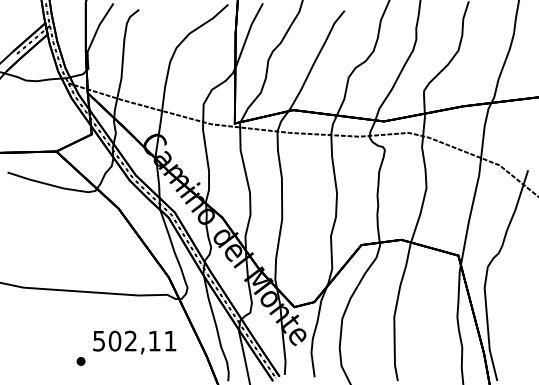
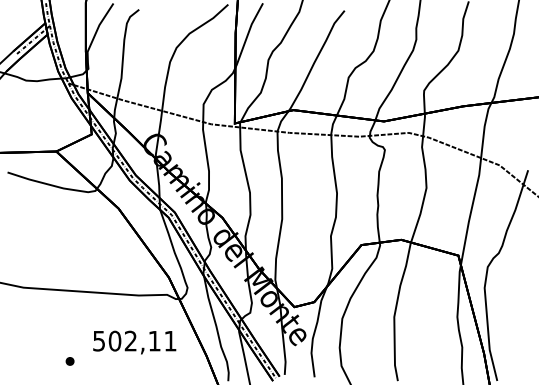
part position: (80, 361) -> (69, 361) (69, 361)
